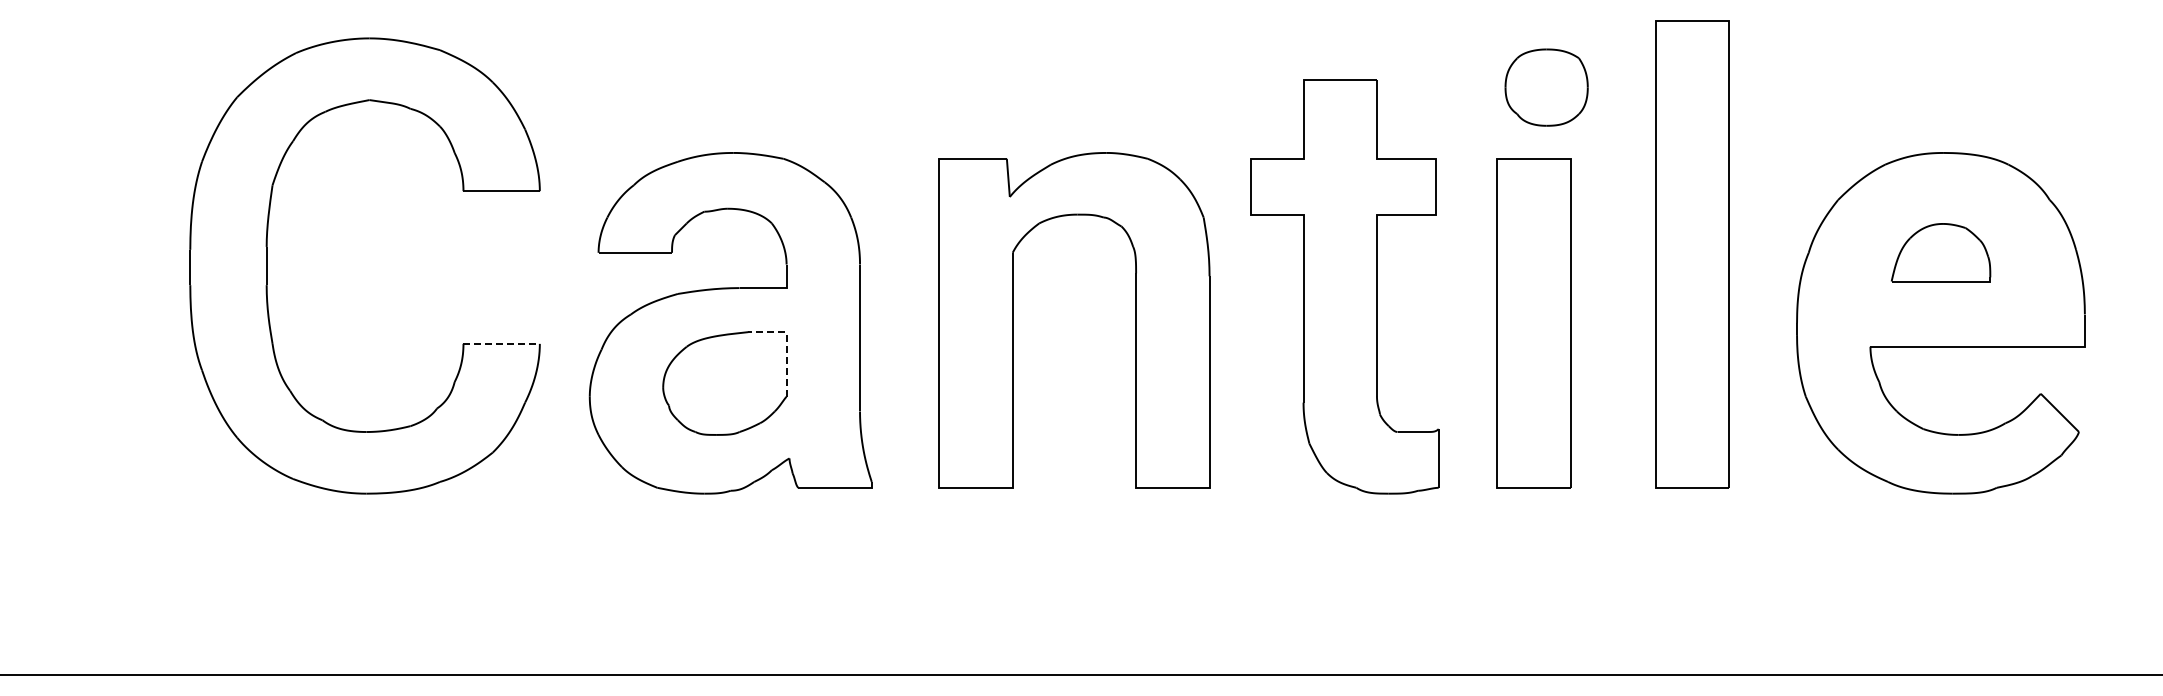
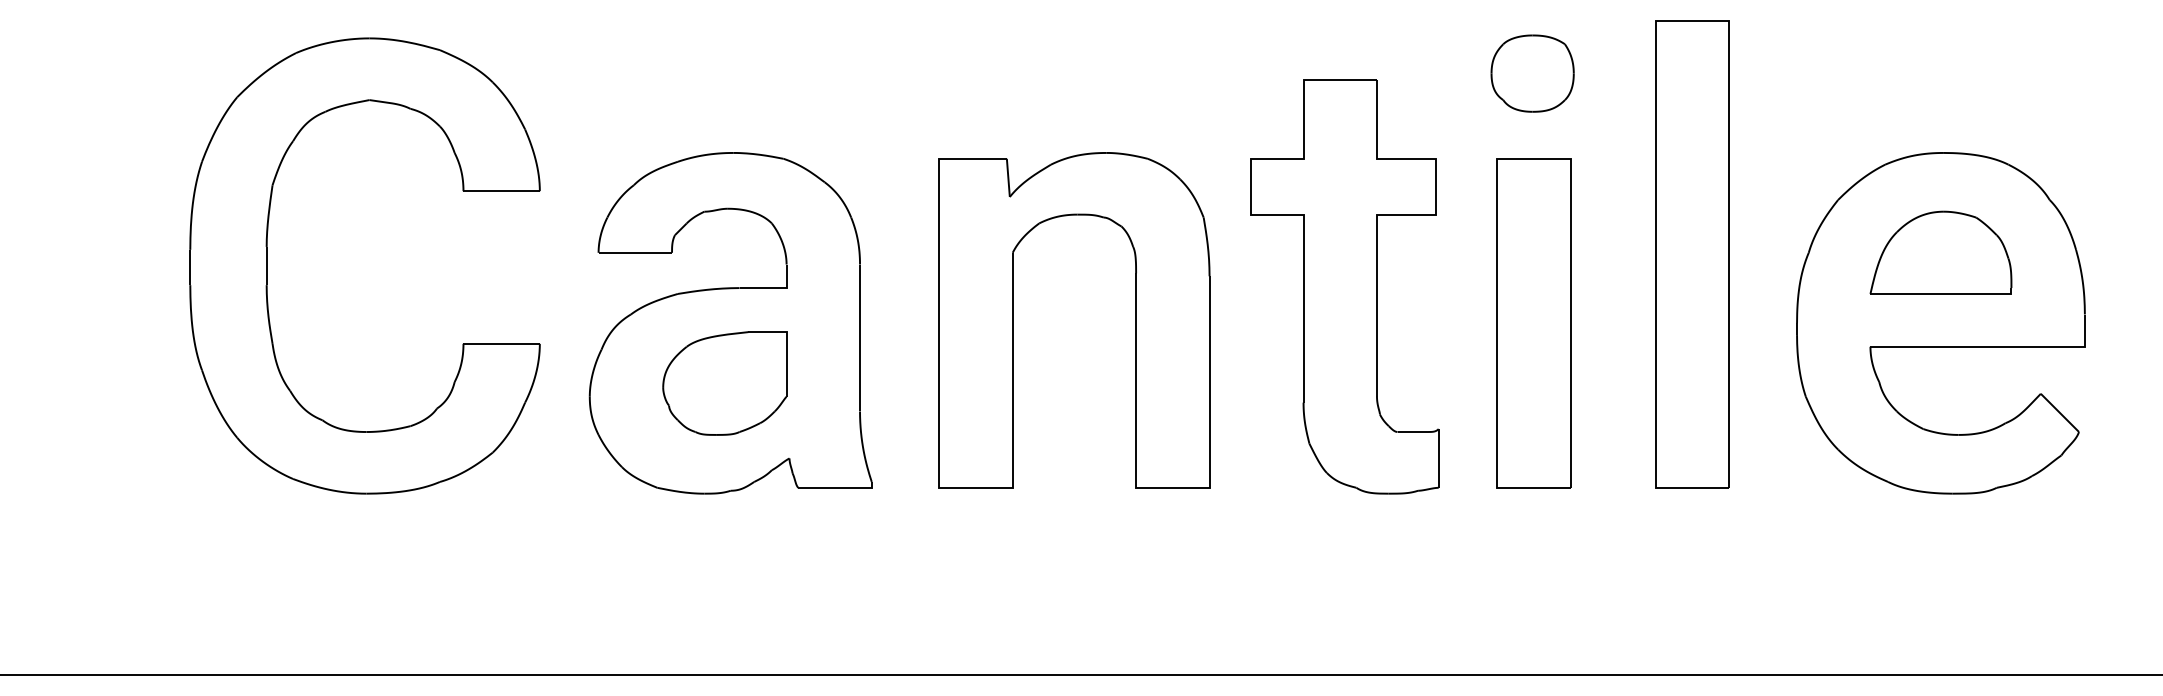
part position: (1546, 87) -> (1532, 73) (1532, 73)
part size: 102x60 px -> 144x85 px (1940, 252)
line: dashed -> solid (502, 343)
line: dashed -> solid (786, 344)
